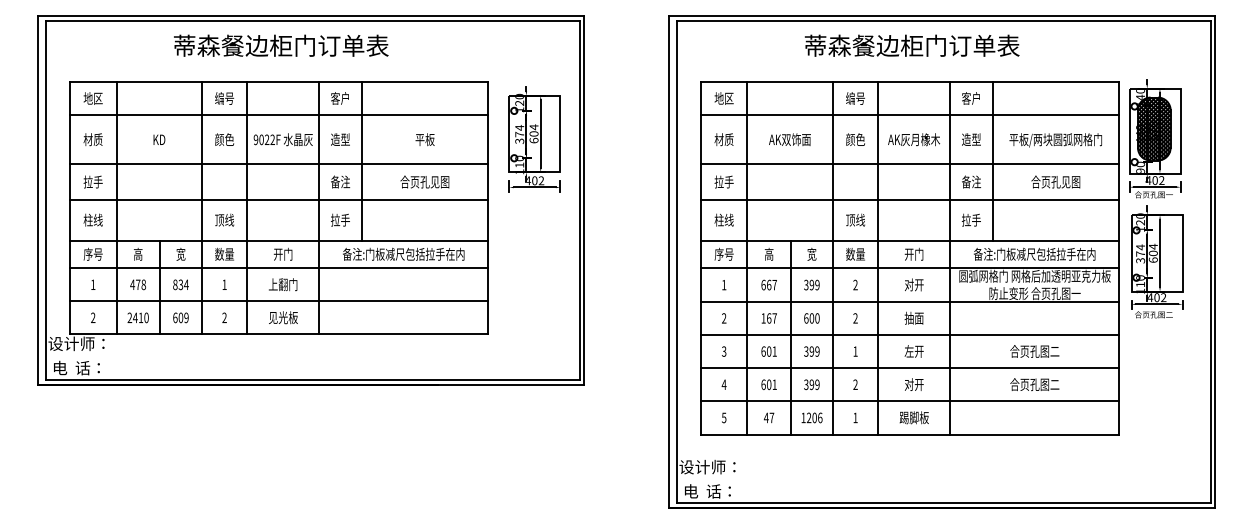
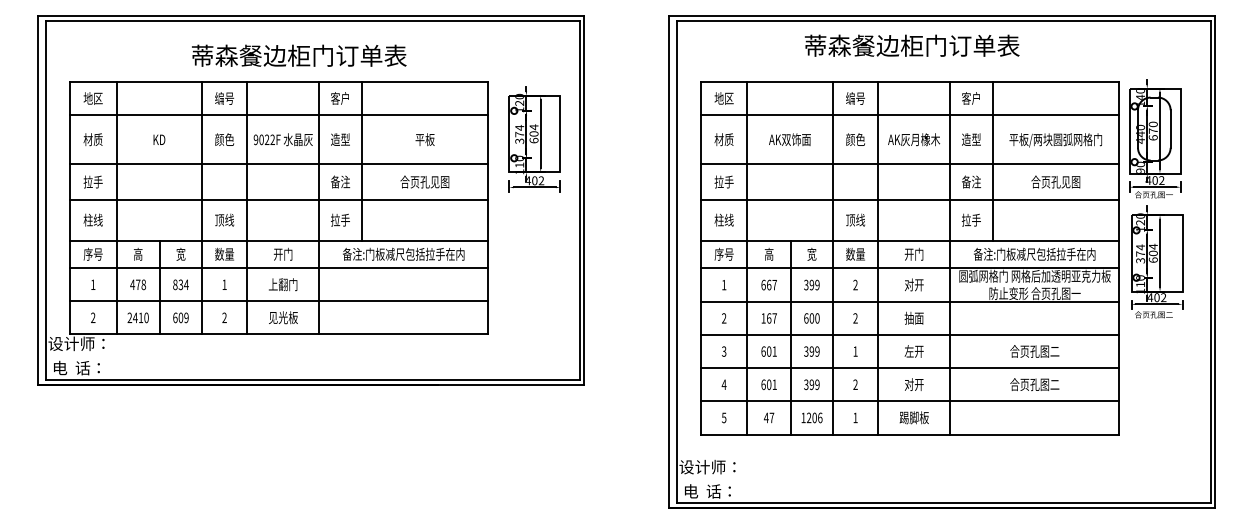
text position: (281, 45) -> (299, 55) (299, 55)
hatch: present -> none (1153, 128)
